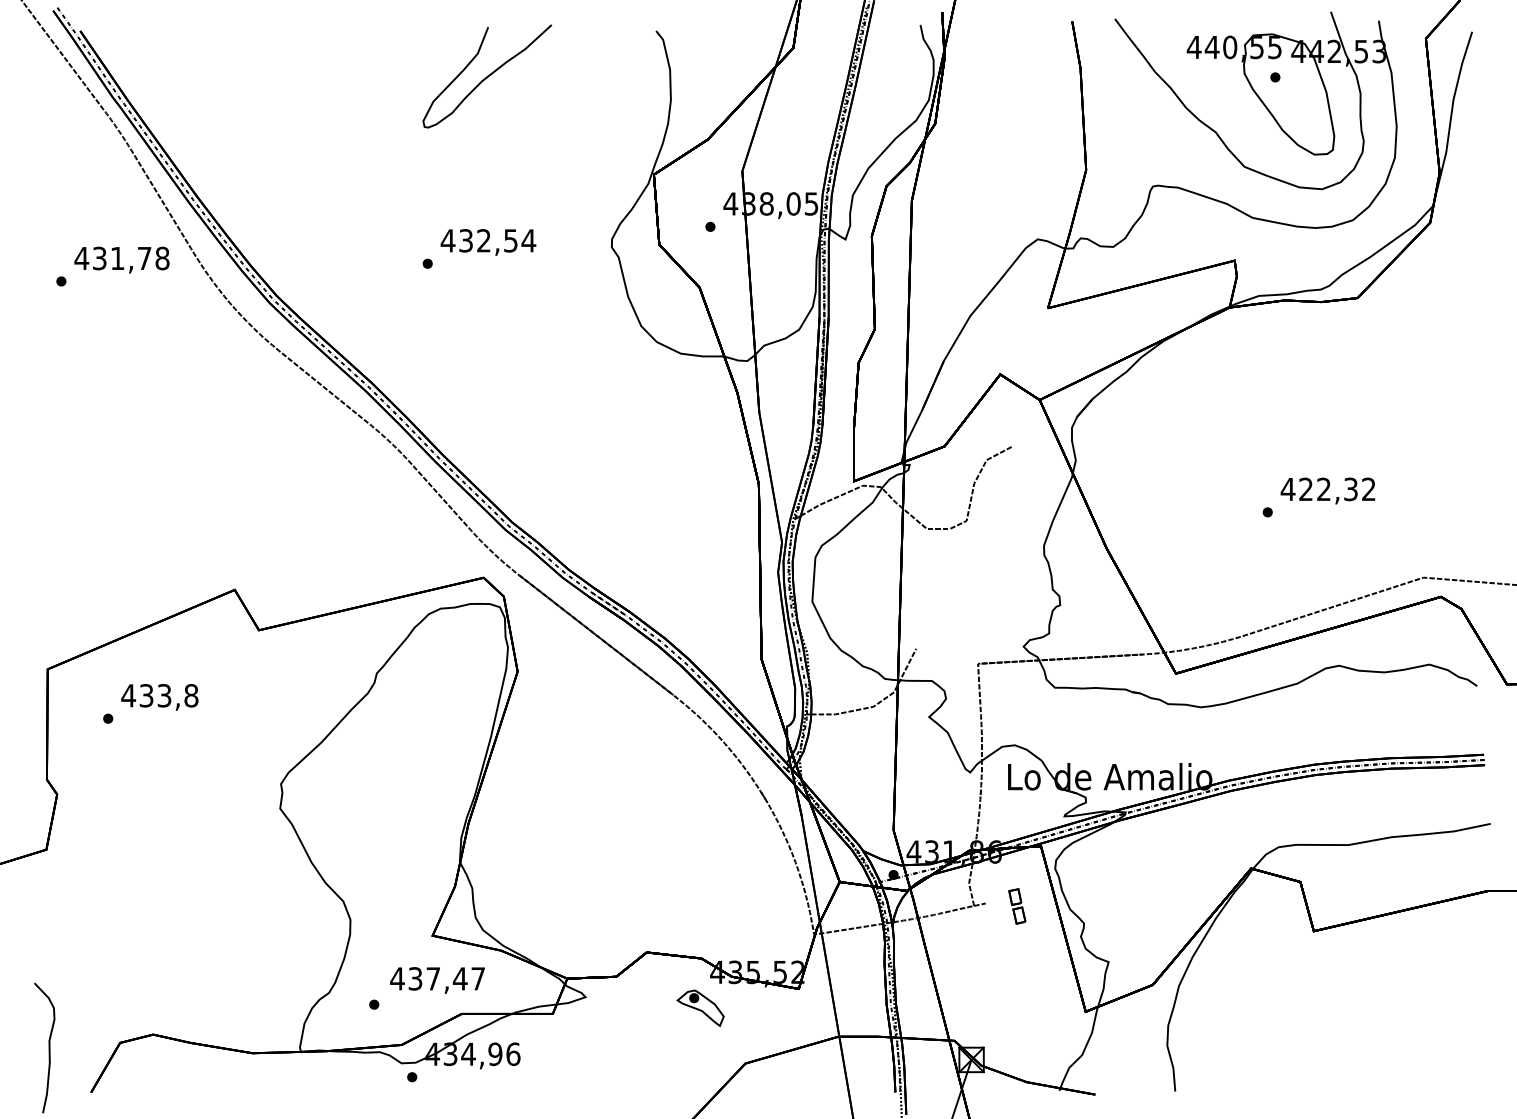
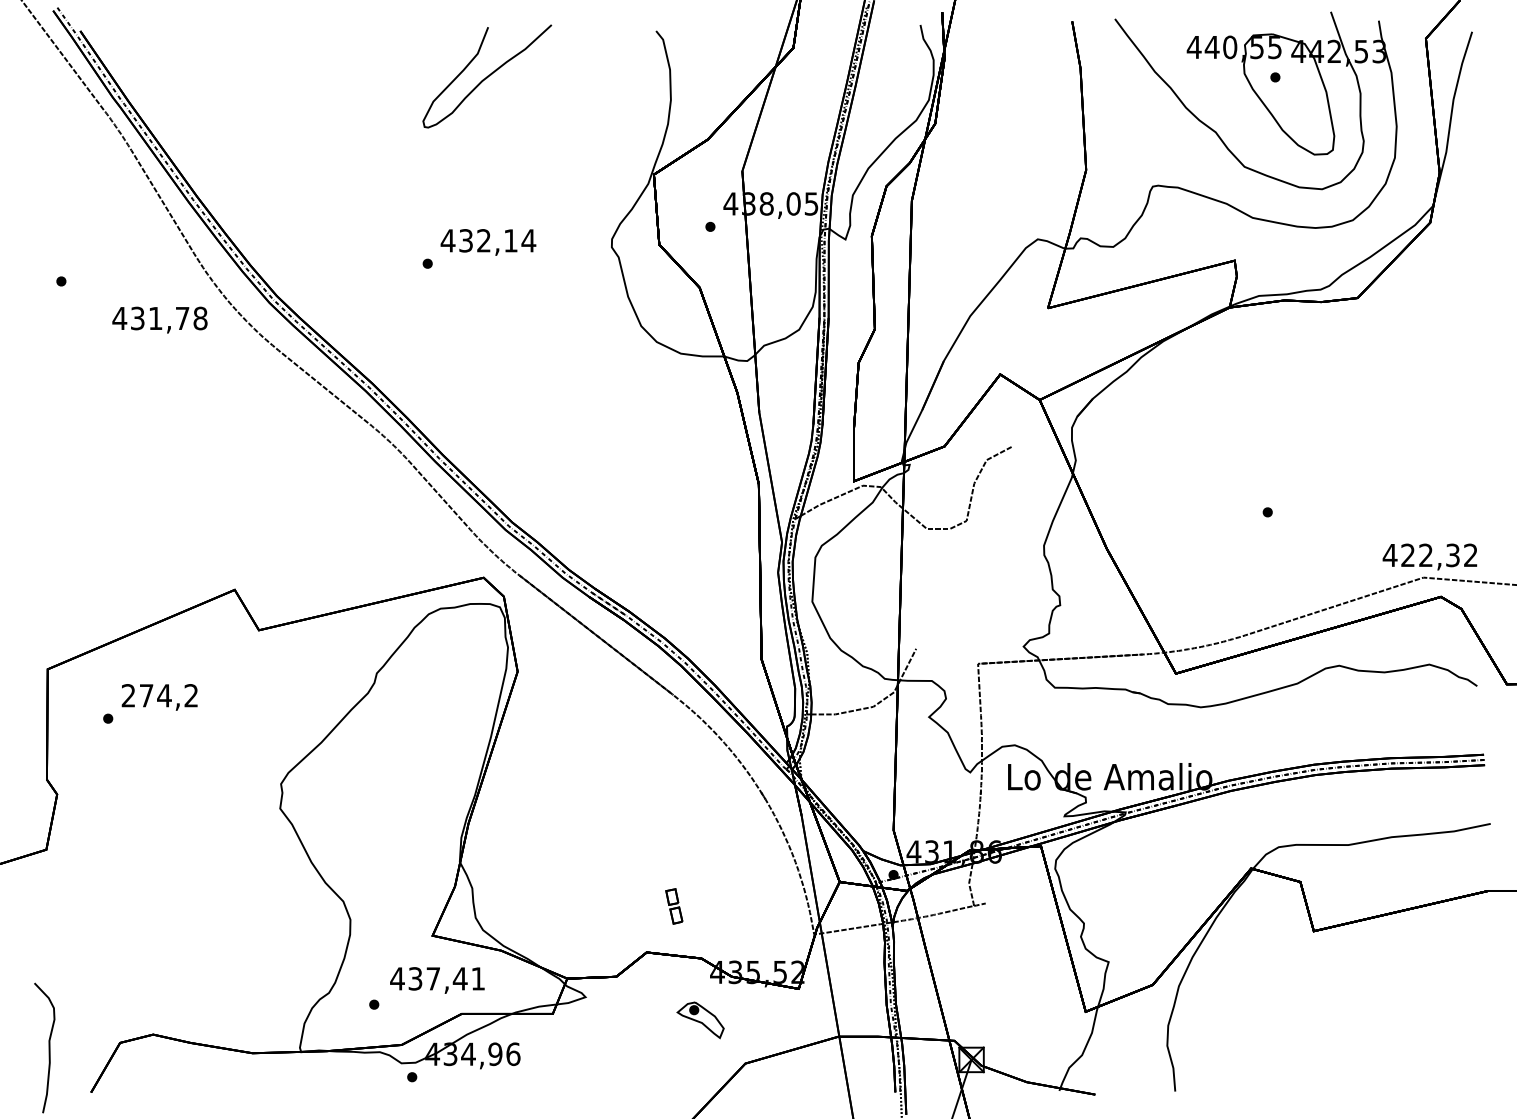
text: 432,54 -> 432,14 (510, 240)
text position: (121, 259) -> (159, 319) (159, 319)
text position: (1327, 490) -> (1429, 556) (1429, 556)
text: 433,8 -> 274,2 (159, 695)
part position: (1017, 906) -> (674, 906) (674, 906)
text: 437,47 -> 437,41 (477, 978)
part position: (700, 1008) -> (700, 1020) (700, 1020)
